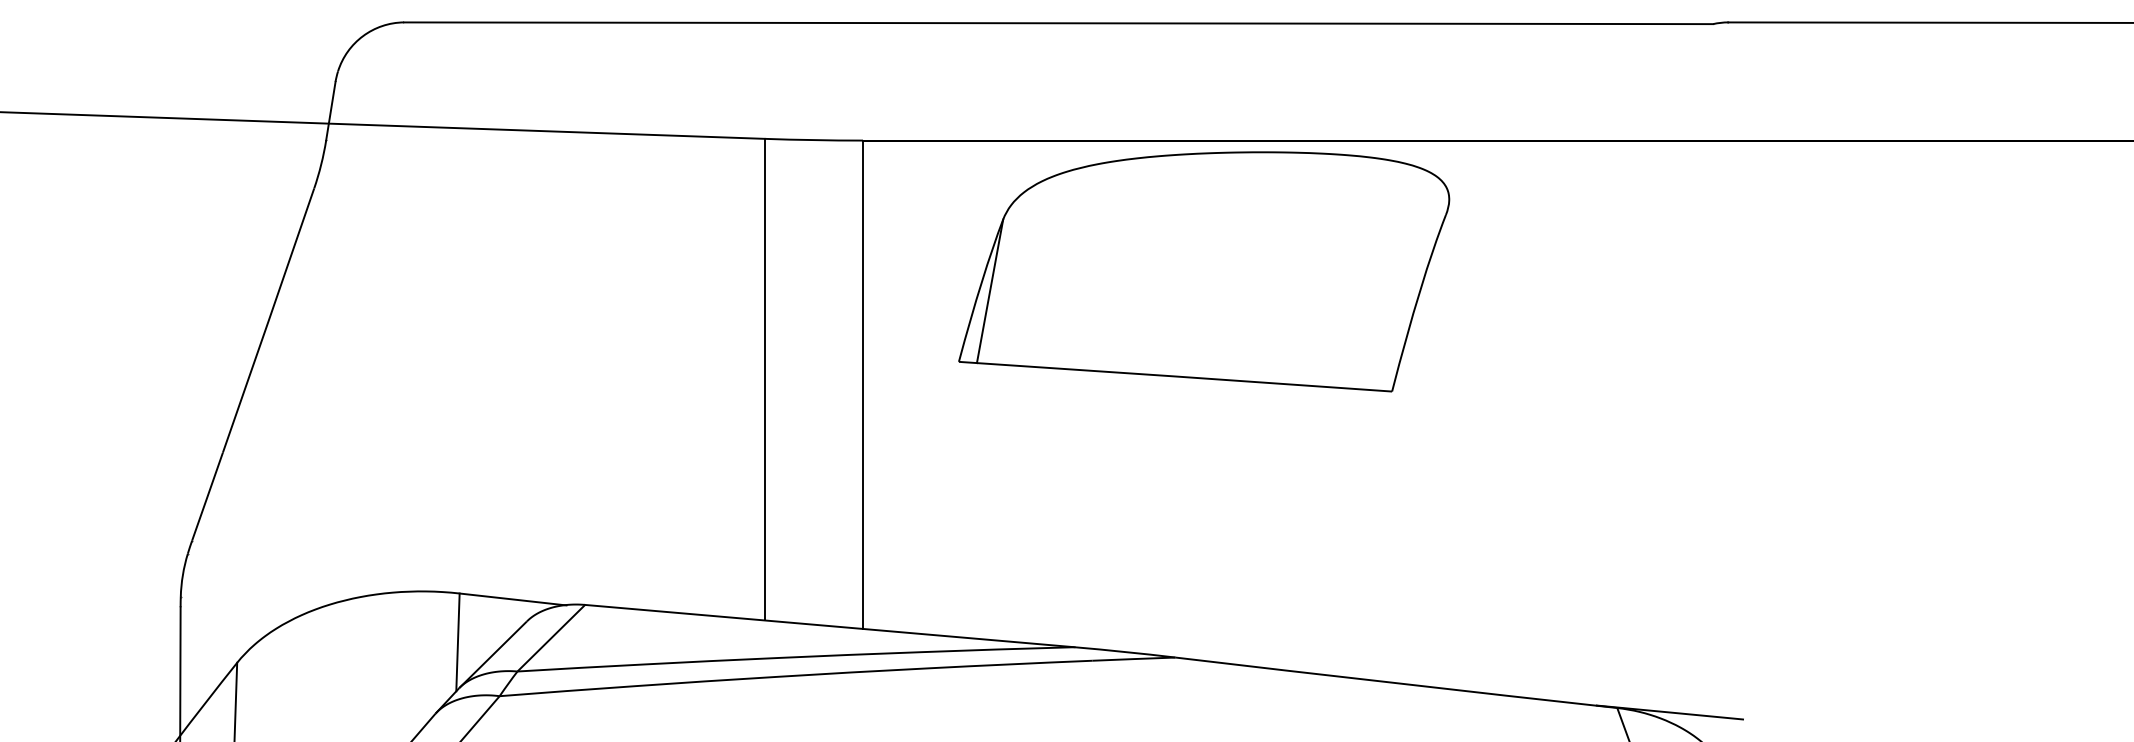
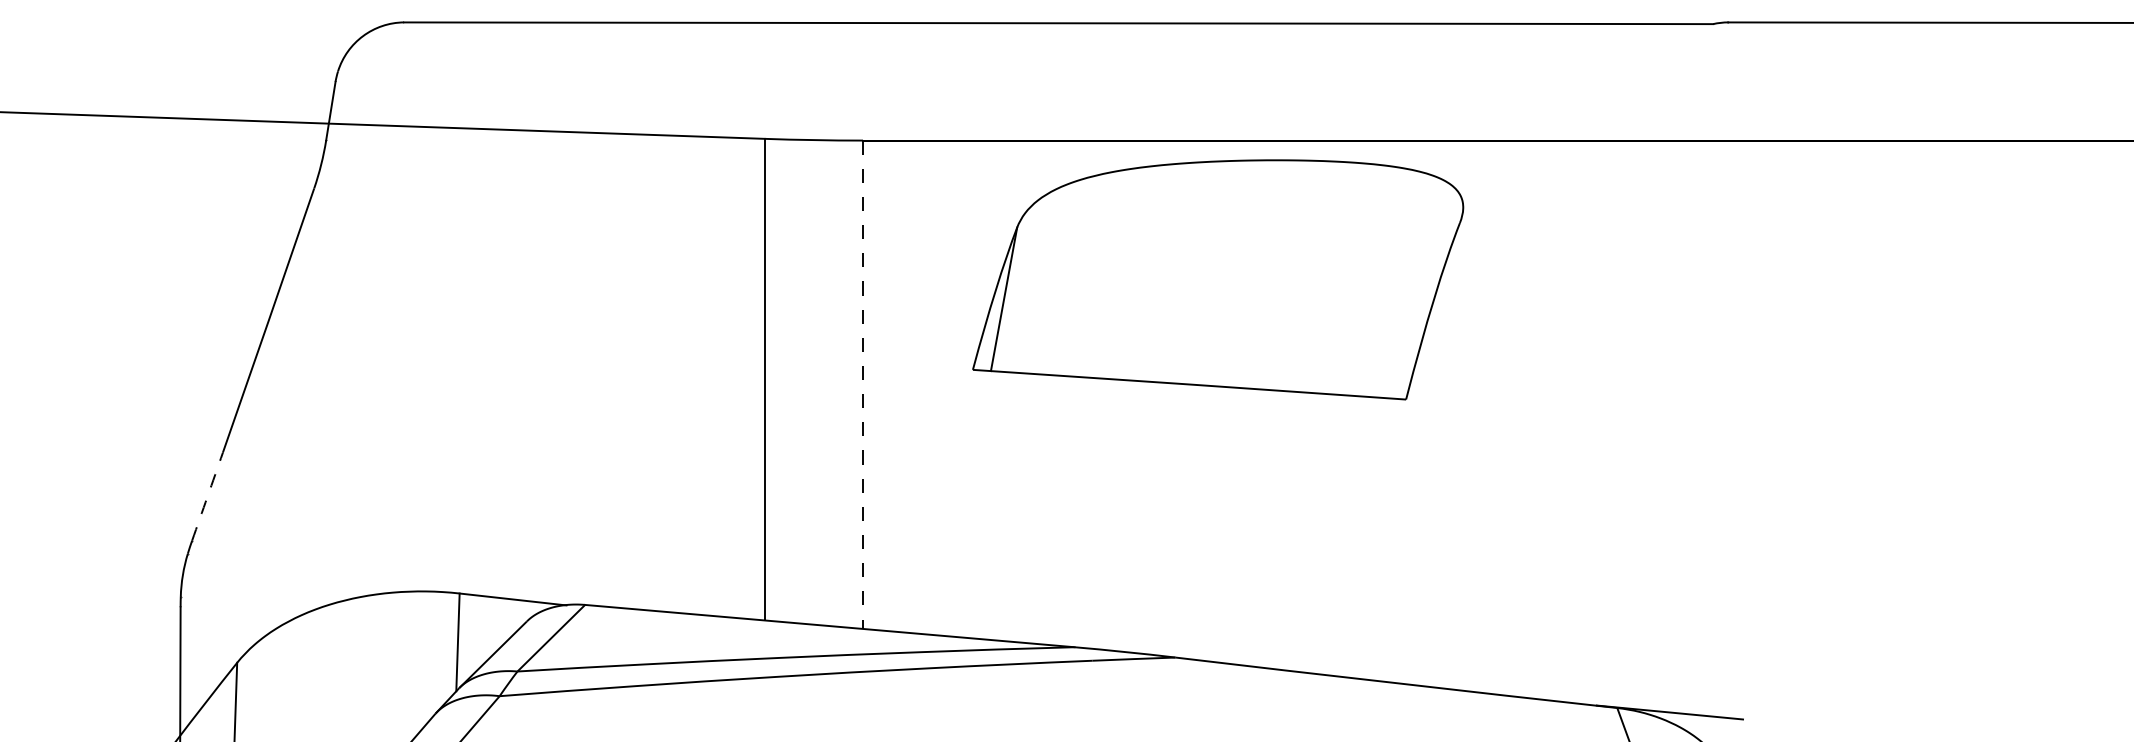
part position: (1204, 271) -> (1218, 279) (1218, 279)
line: solid -> dashed (863, 385)
arc: solid -> dashed (207, 496)
